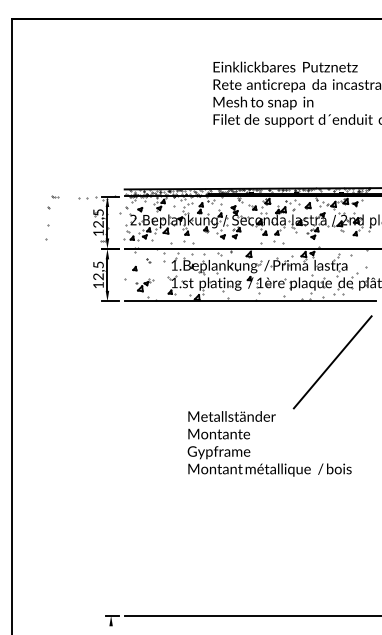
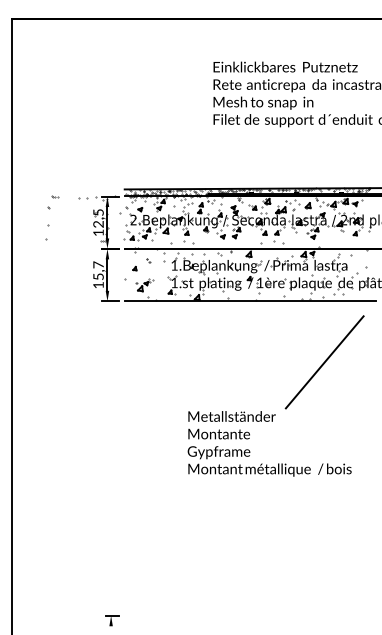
text: 12,5 -> 15,7 (98, 270)
line position: (332, 362) -> (324, 362) (324, 362)
line: present -> none (251, 615)
